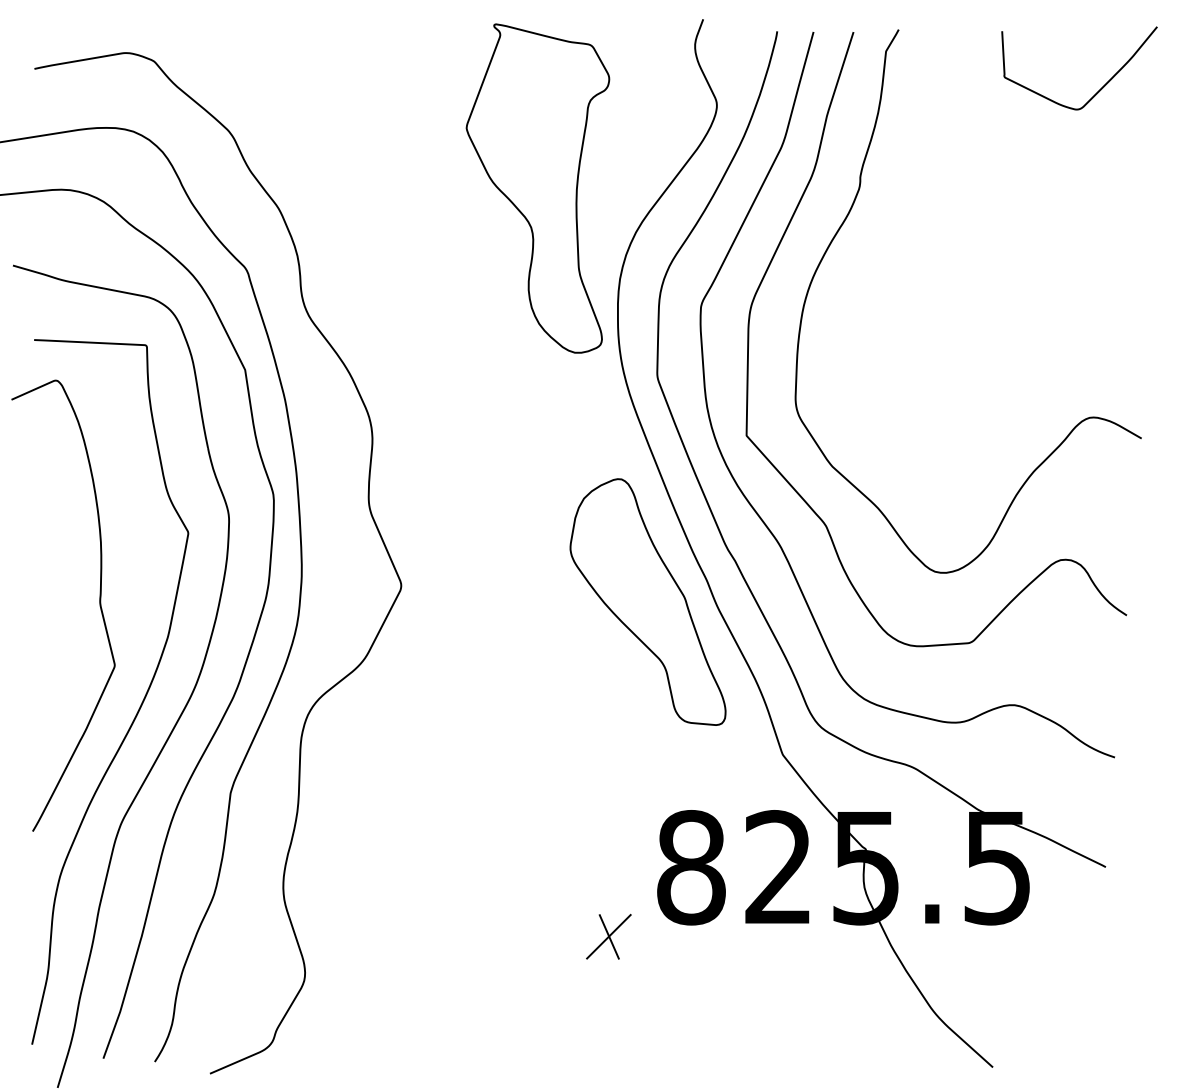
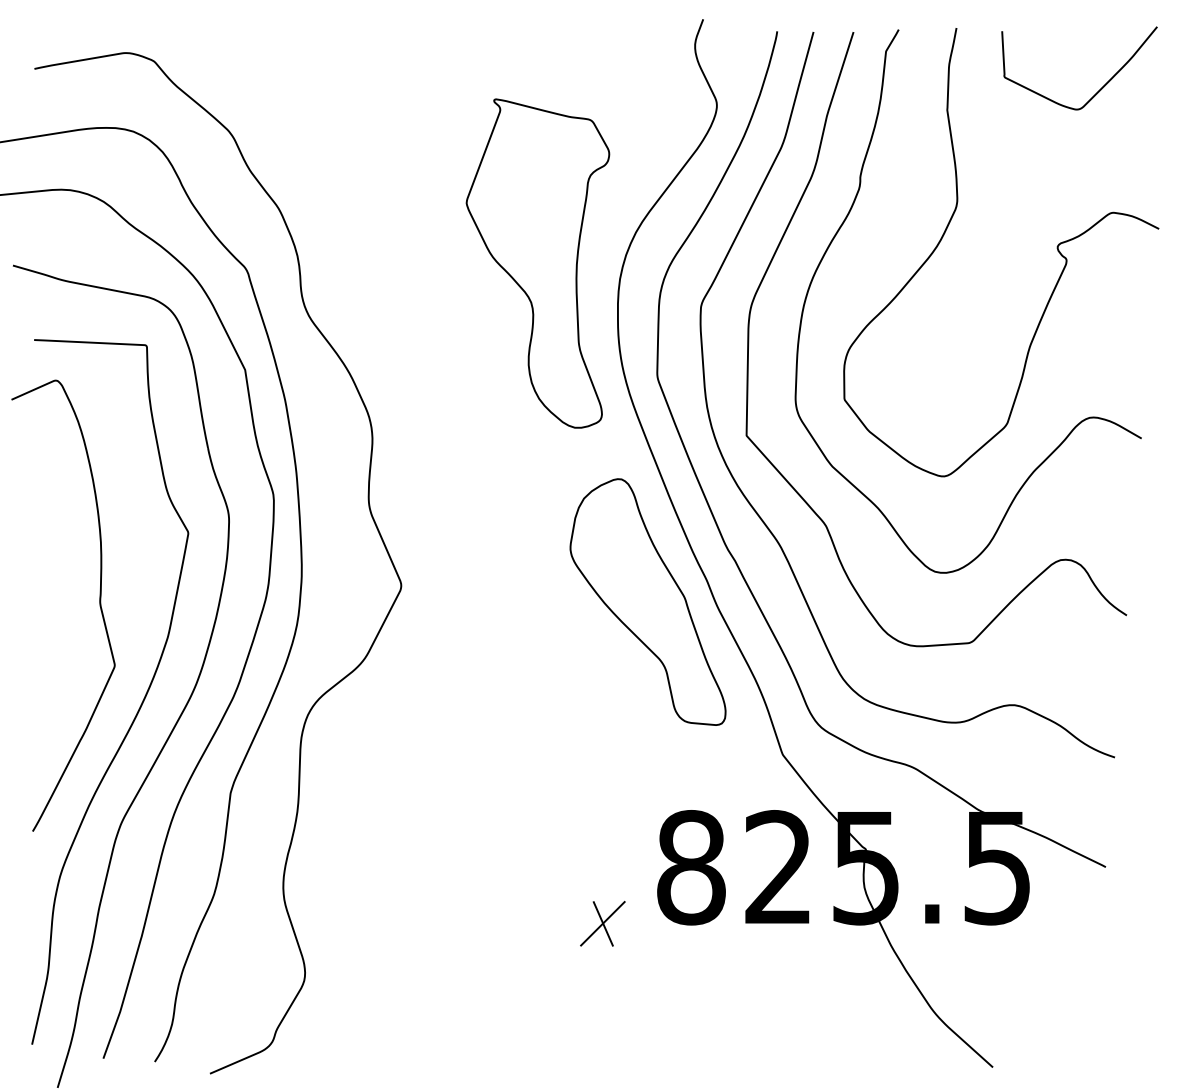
part position: (537, 188) -> (537, 263) (537, 263)
curve: none -> present (1056, 248)
part position: (608, 936) -> (602, 923) (602, 923)
